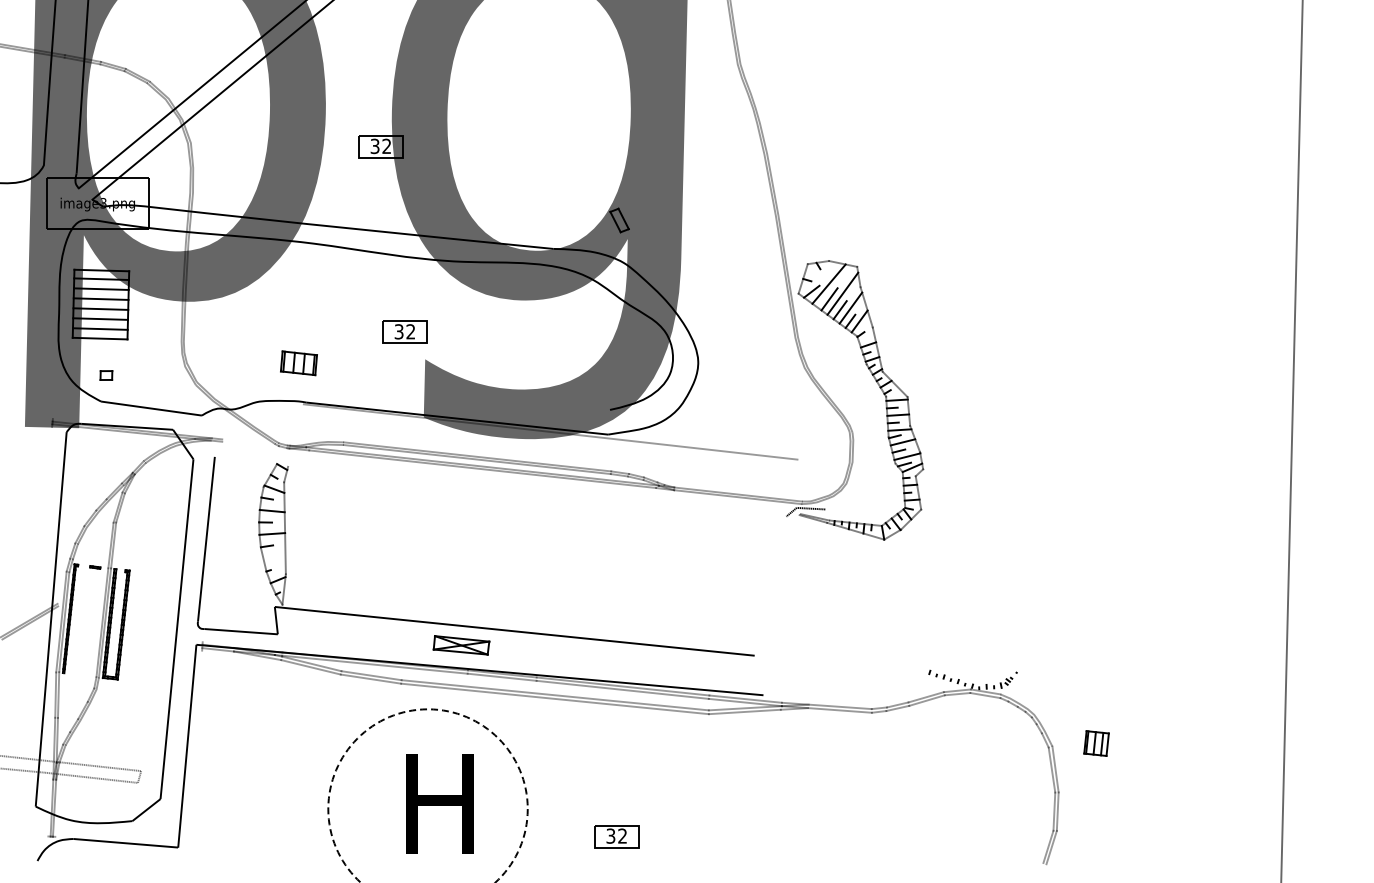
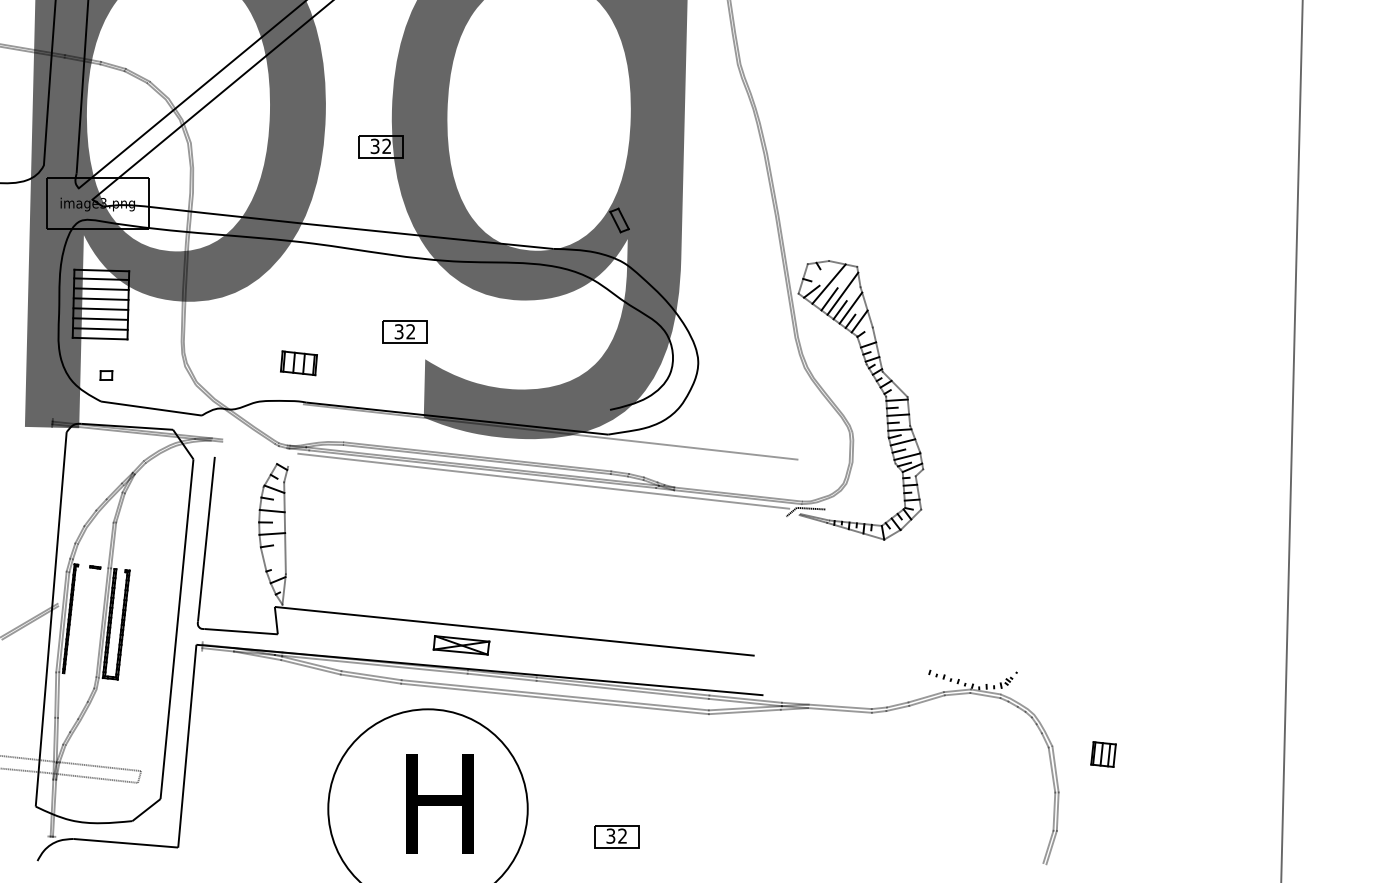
line: none -> present (543, 480)
part position: (1096, 743) -> (1103, 754) (1103, 754)
circle: dashed -> solid (427, 795)
